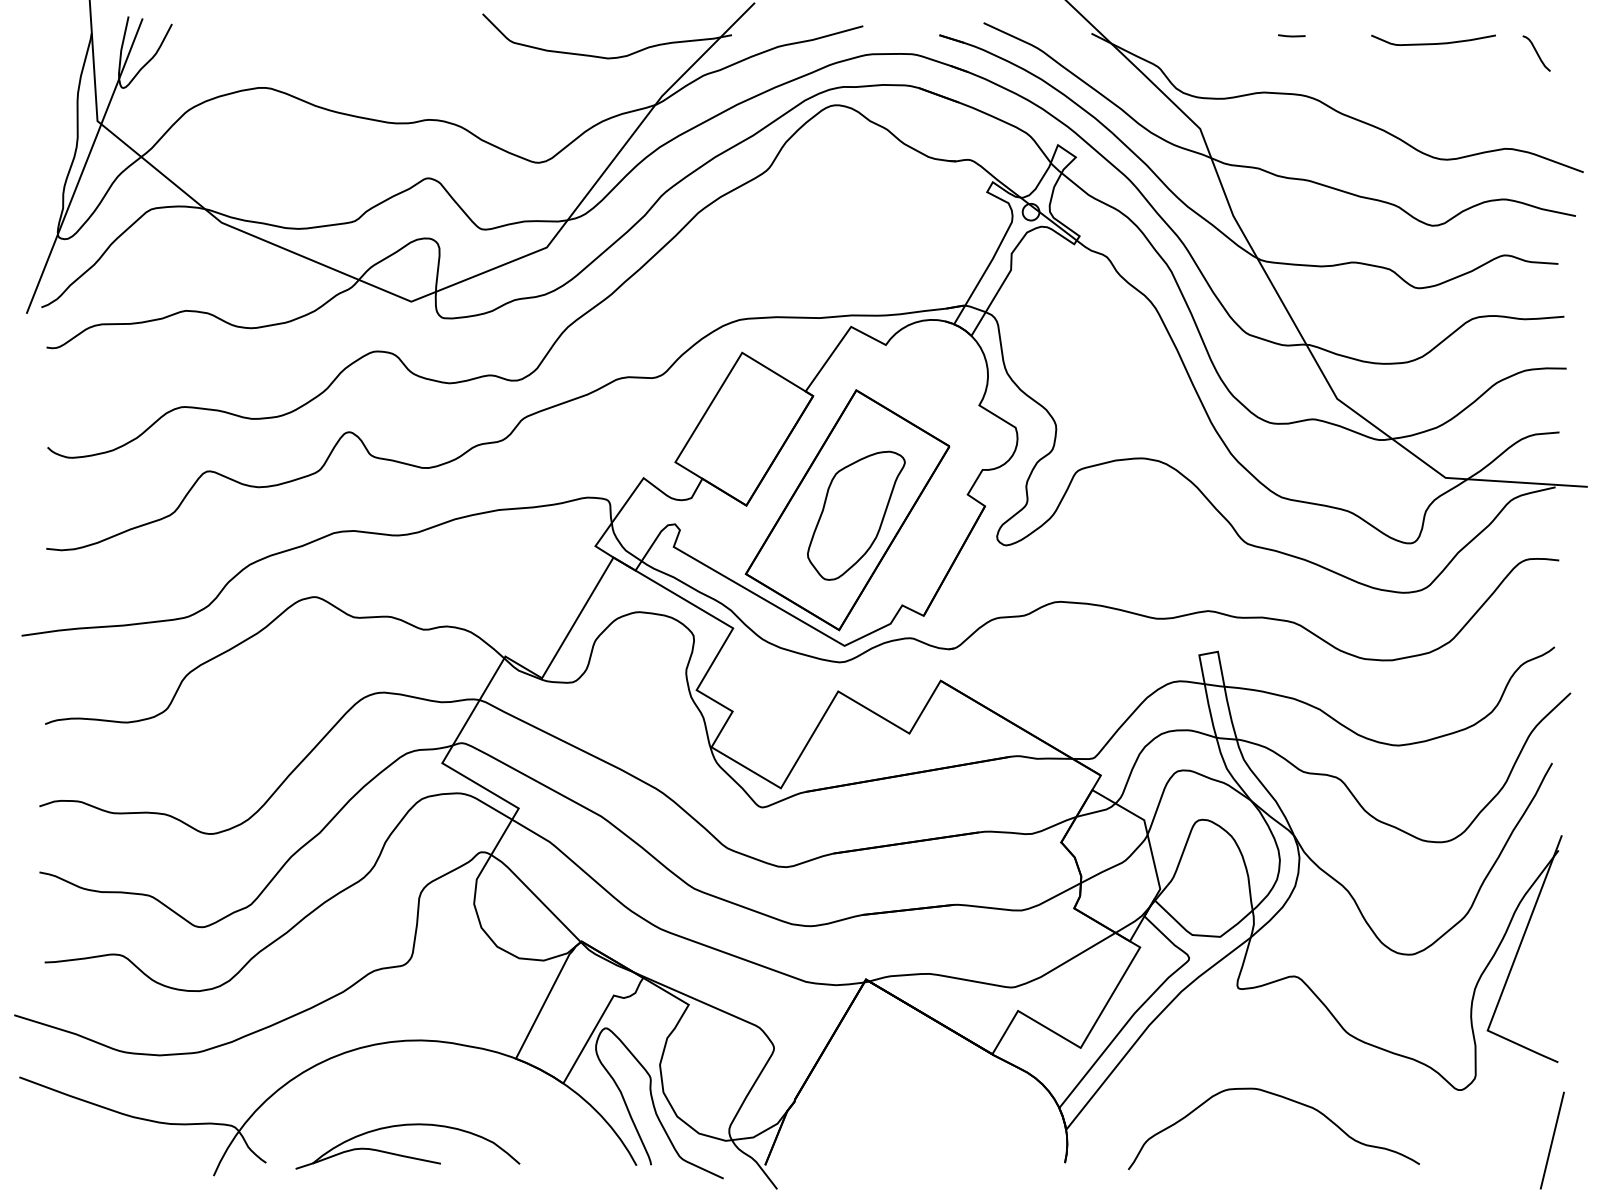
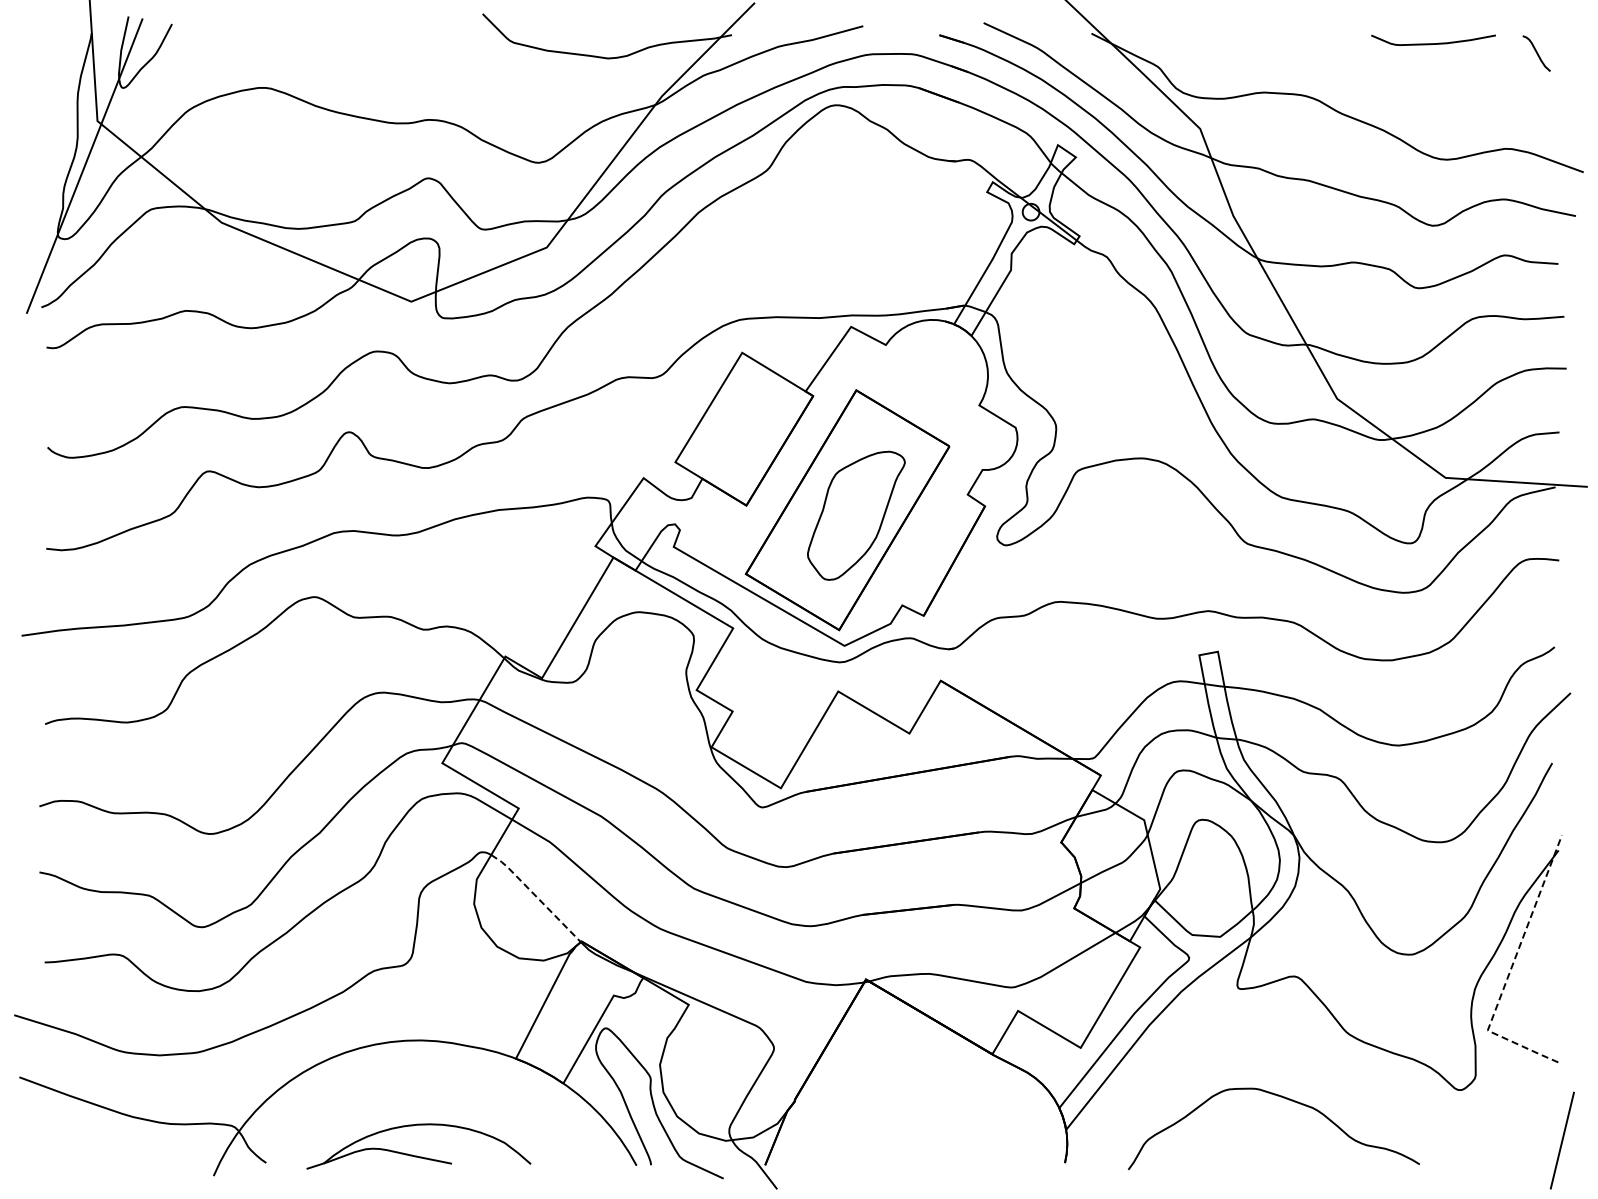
line: present -> none (1291, 35)
line: solid -> dashed (536, 896)
line: solid -> dashed (1510, 969)
line position: (1551, 1140) -> (1561, 1140) (1561, 1140)
part position: (406, 1155) -> (417, 1155) (417, 1155)
